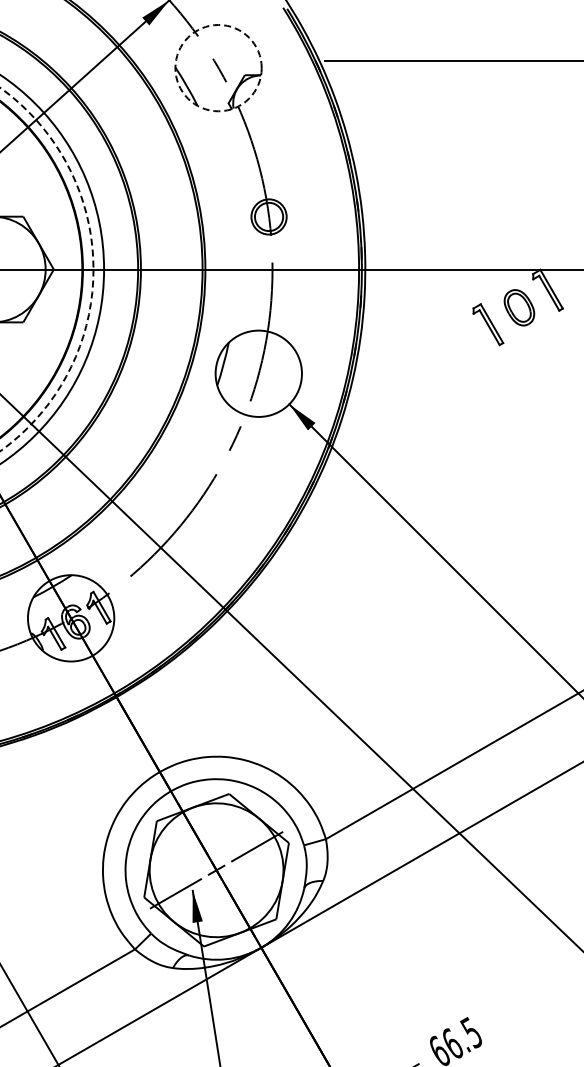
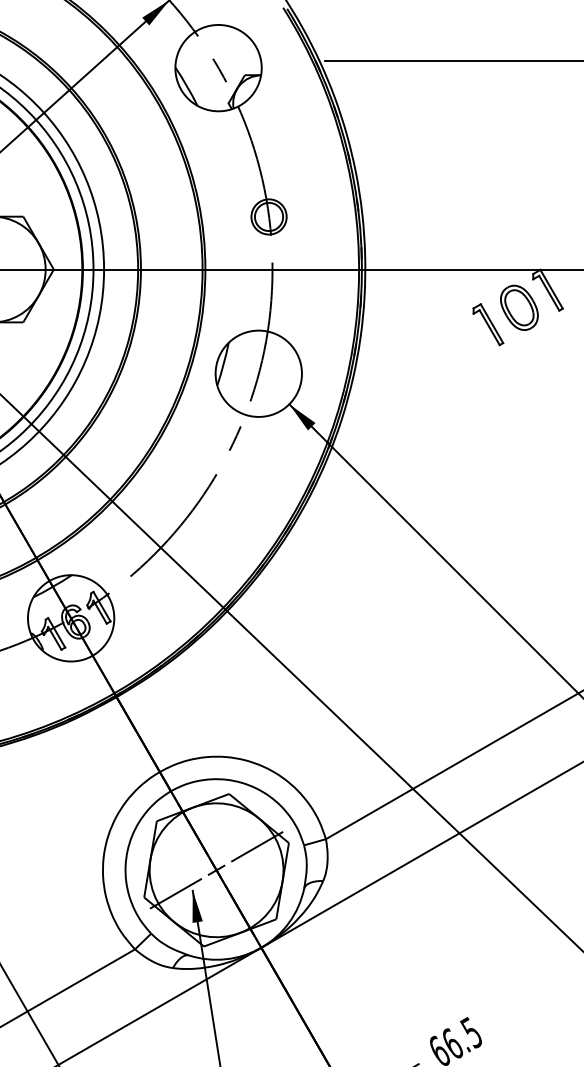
circle: dashed -> solid (218, 67)
circle: dashed -> solid (46, 269)
part size: 33x38 px -> 39x47 px (519, 307)
